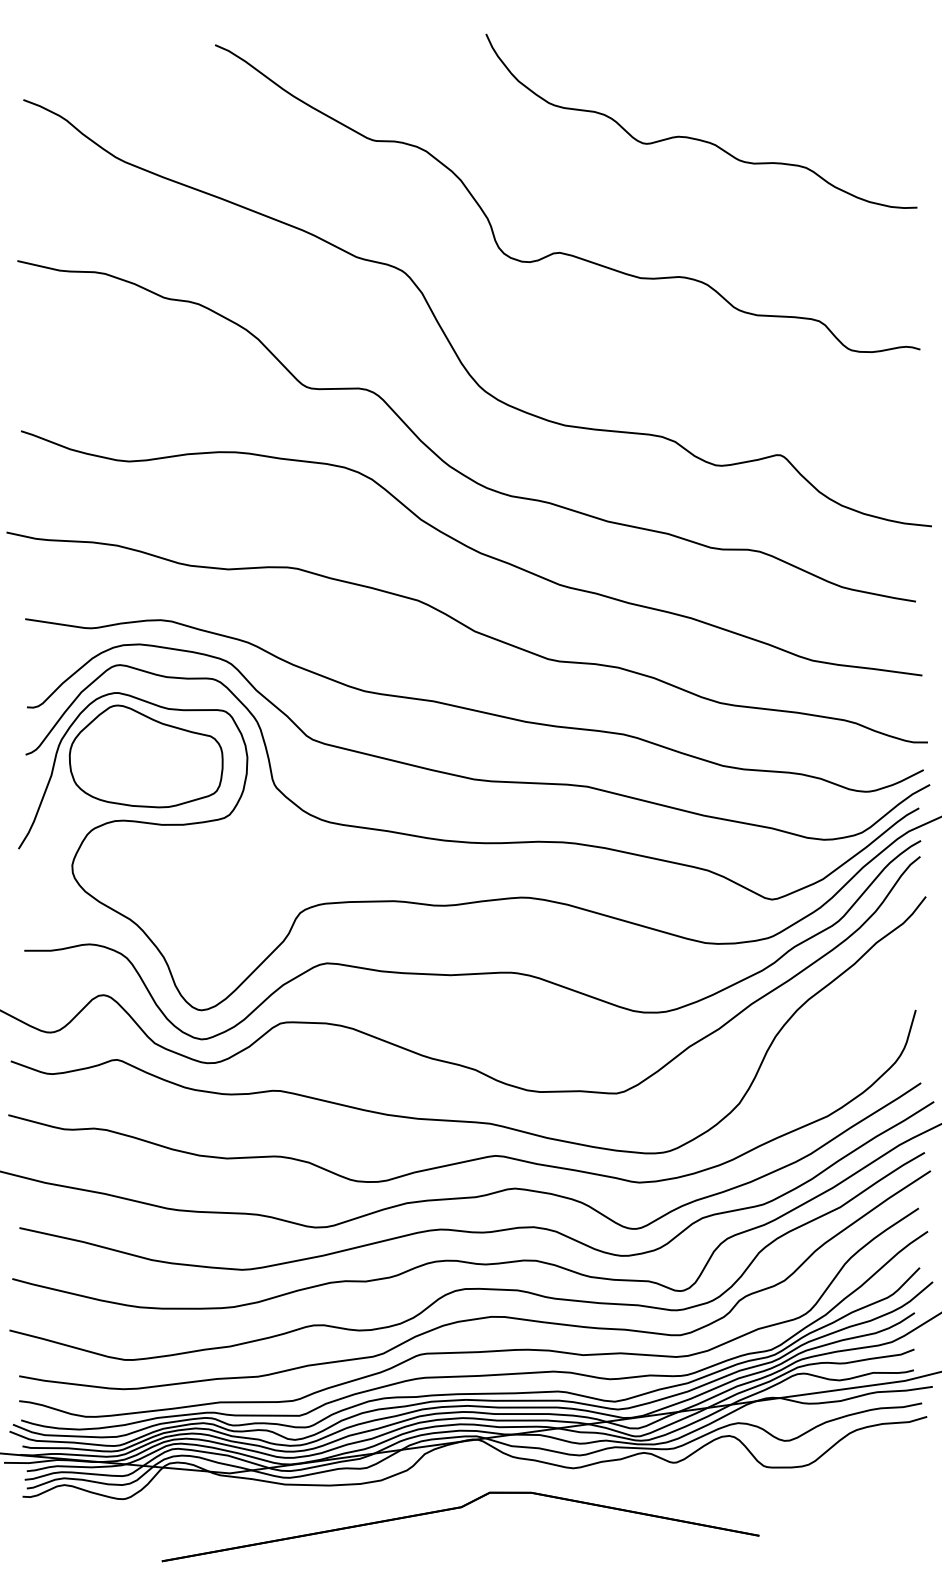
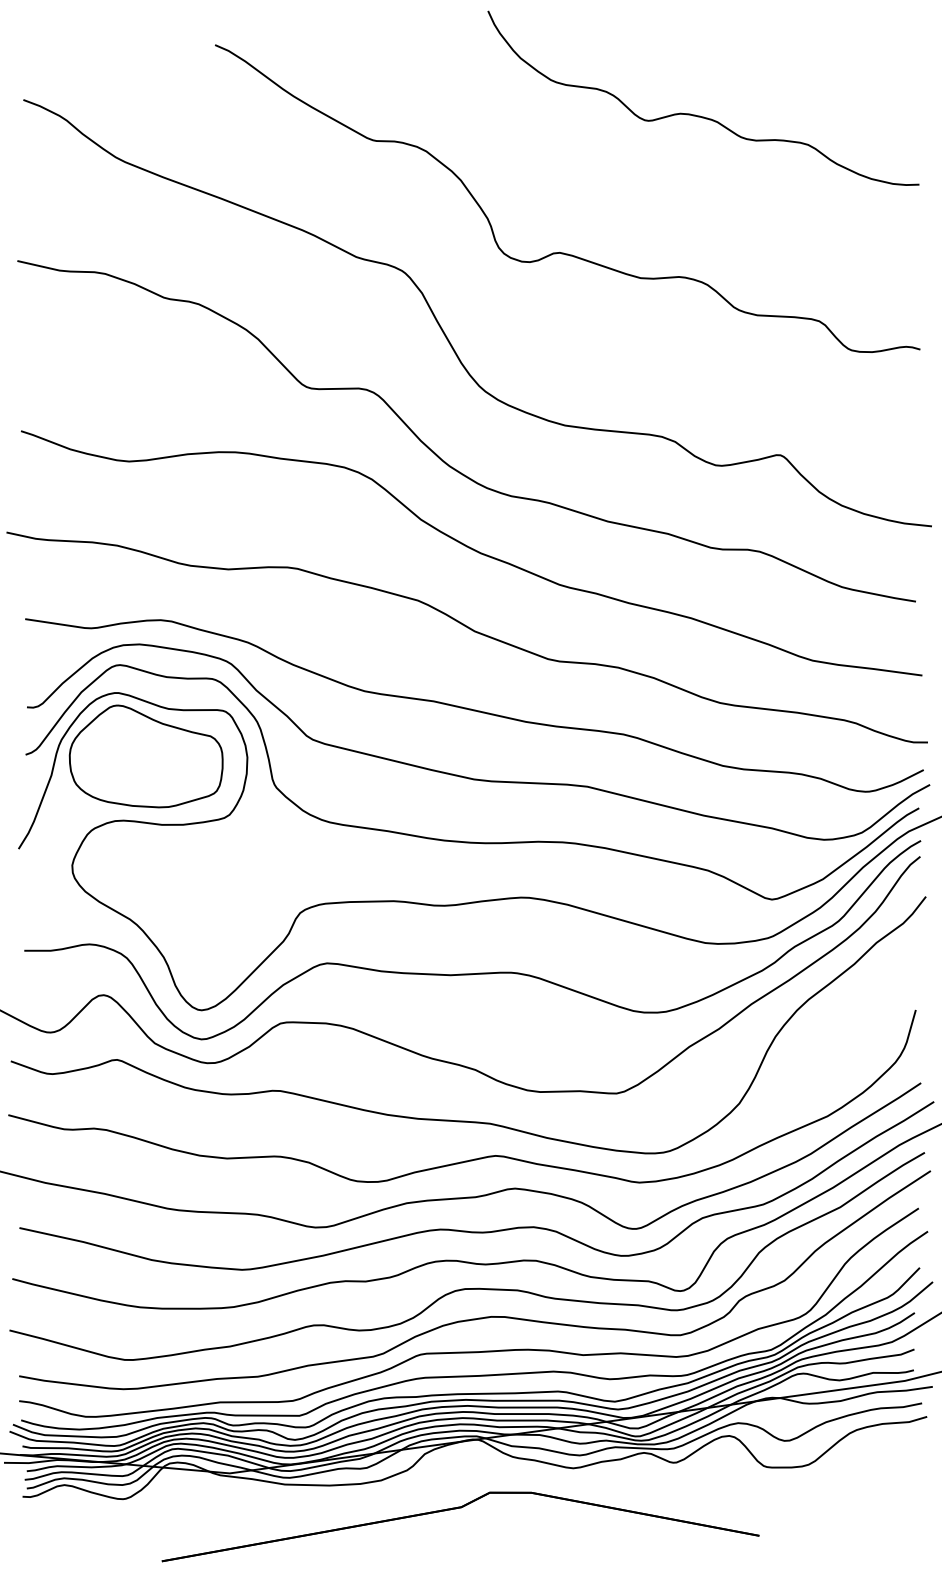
curve position: (698, 138) -> (700, 115) (700, 115)
